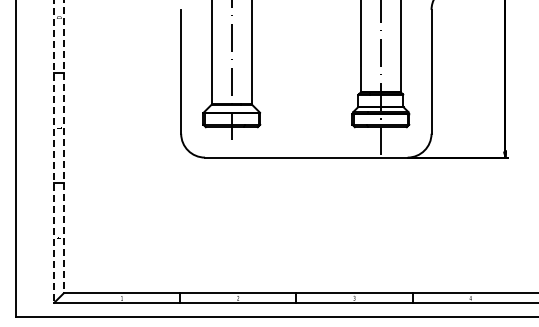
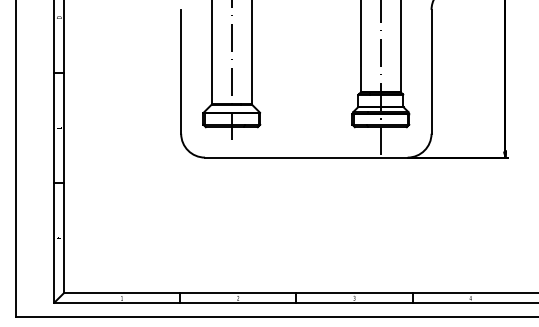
line: dashed -> solid (63, 147)
line: dashed -> solid (54, 151)
